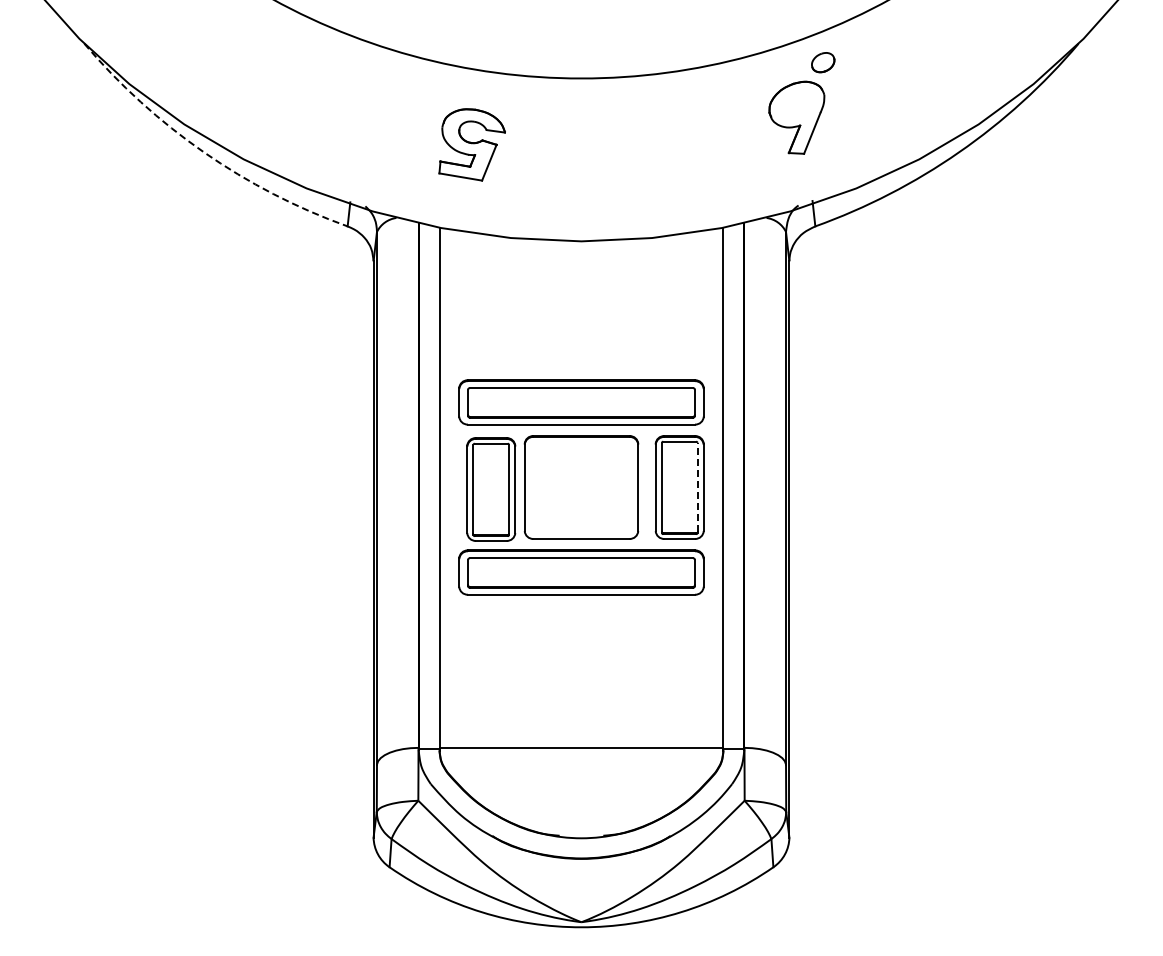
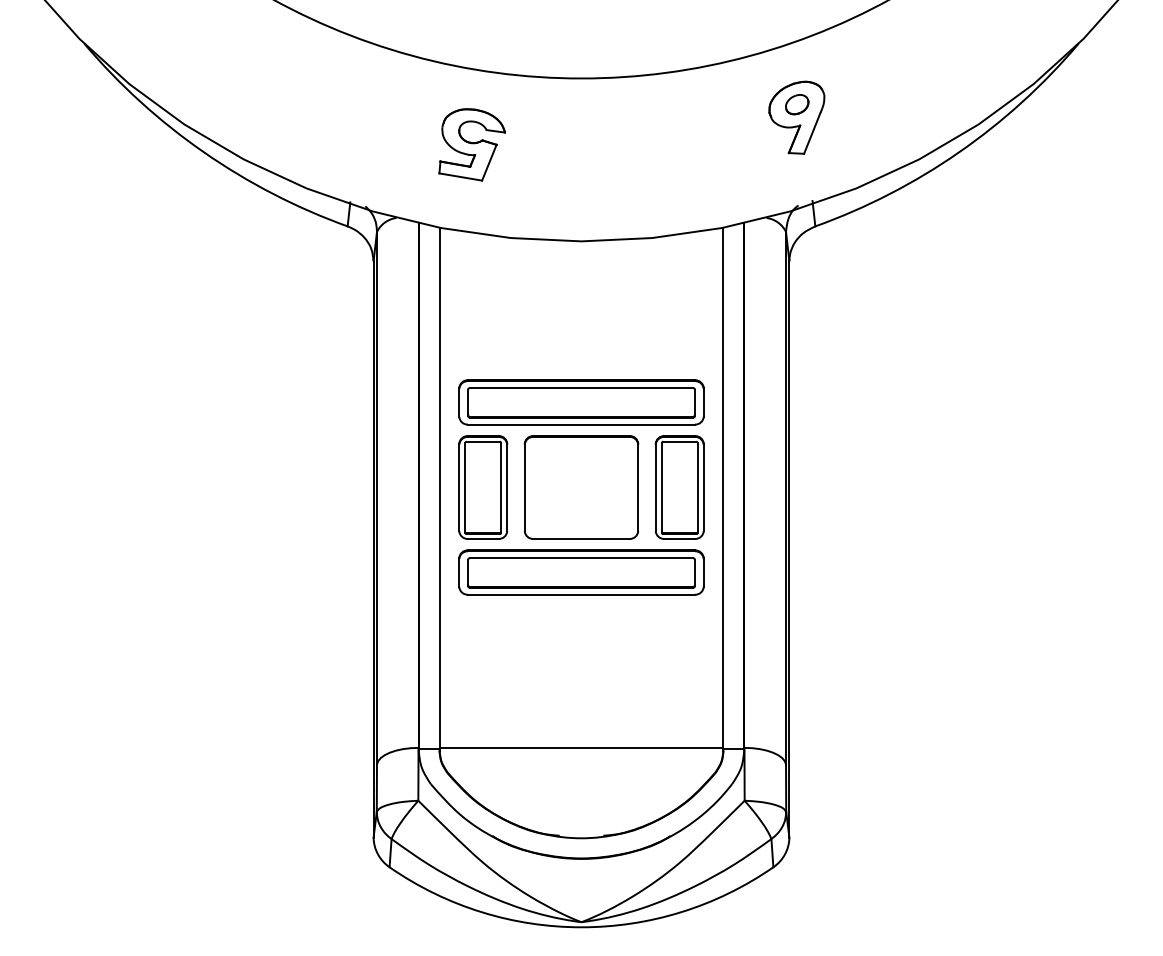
part position: (823, 62) -> (797, 104) (797, 104)
arc: dashed -> solid (204, 152)
line: dashed -> solid (697, 487)
part position: (491, 489) -> (483, 487) (483, 487)
